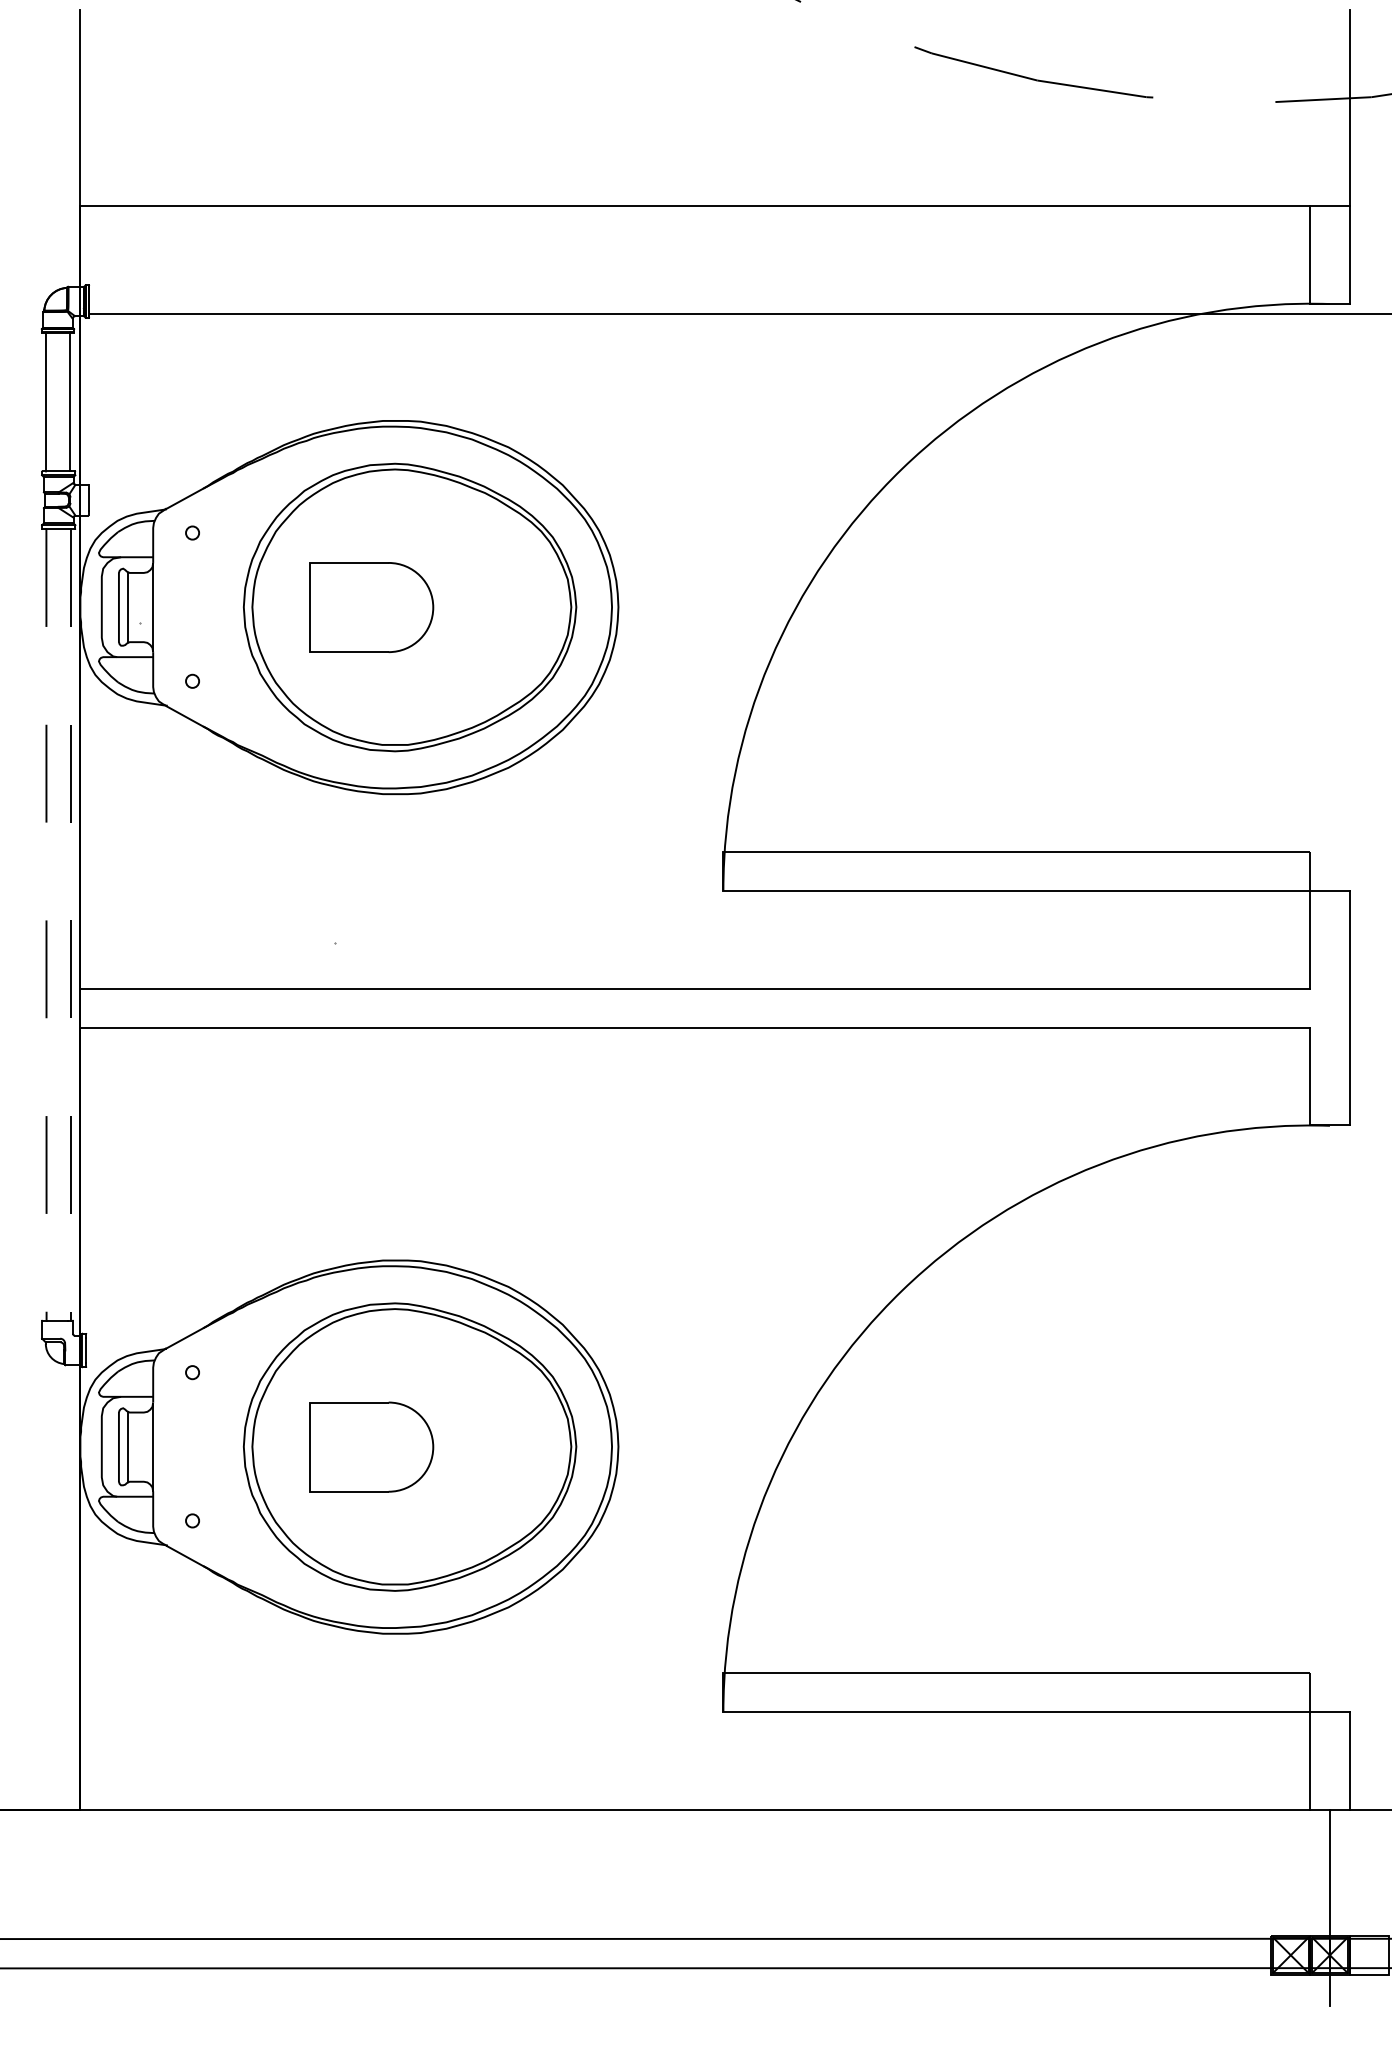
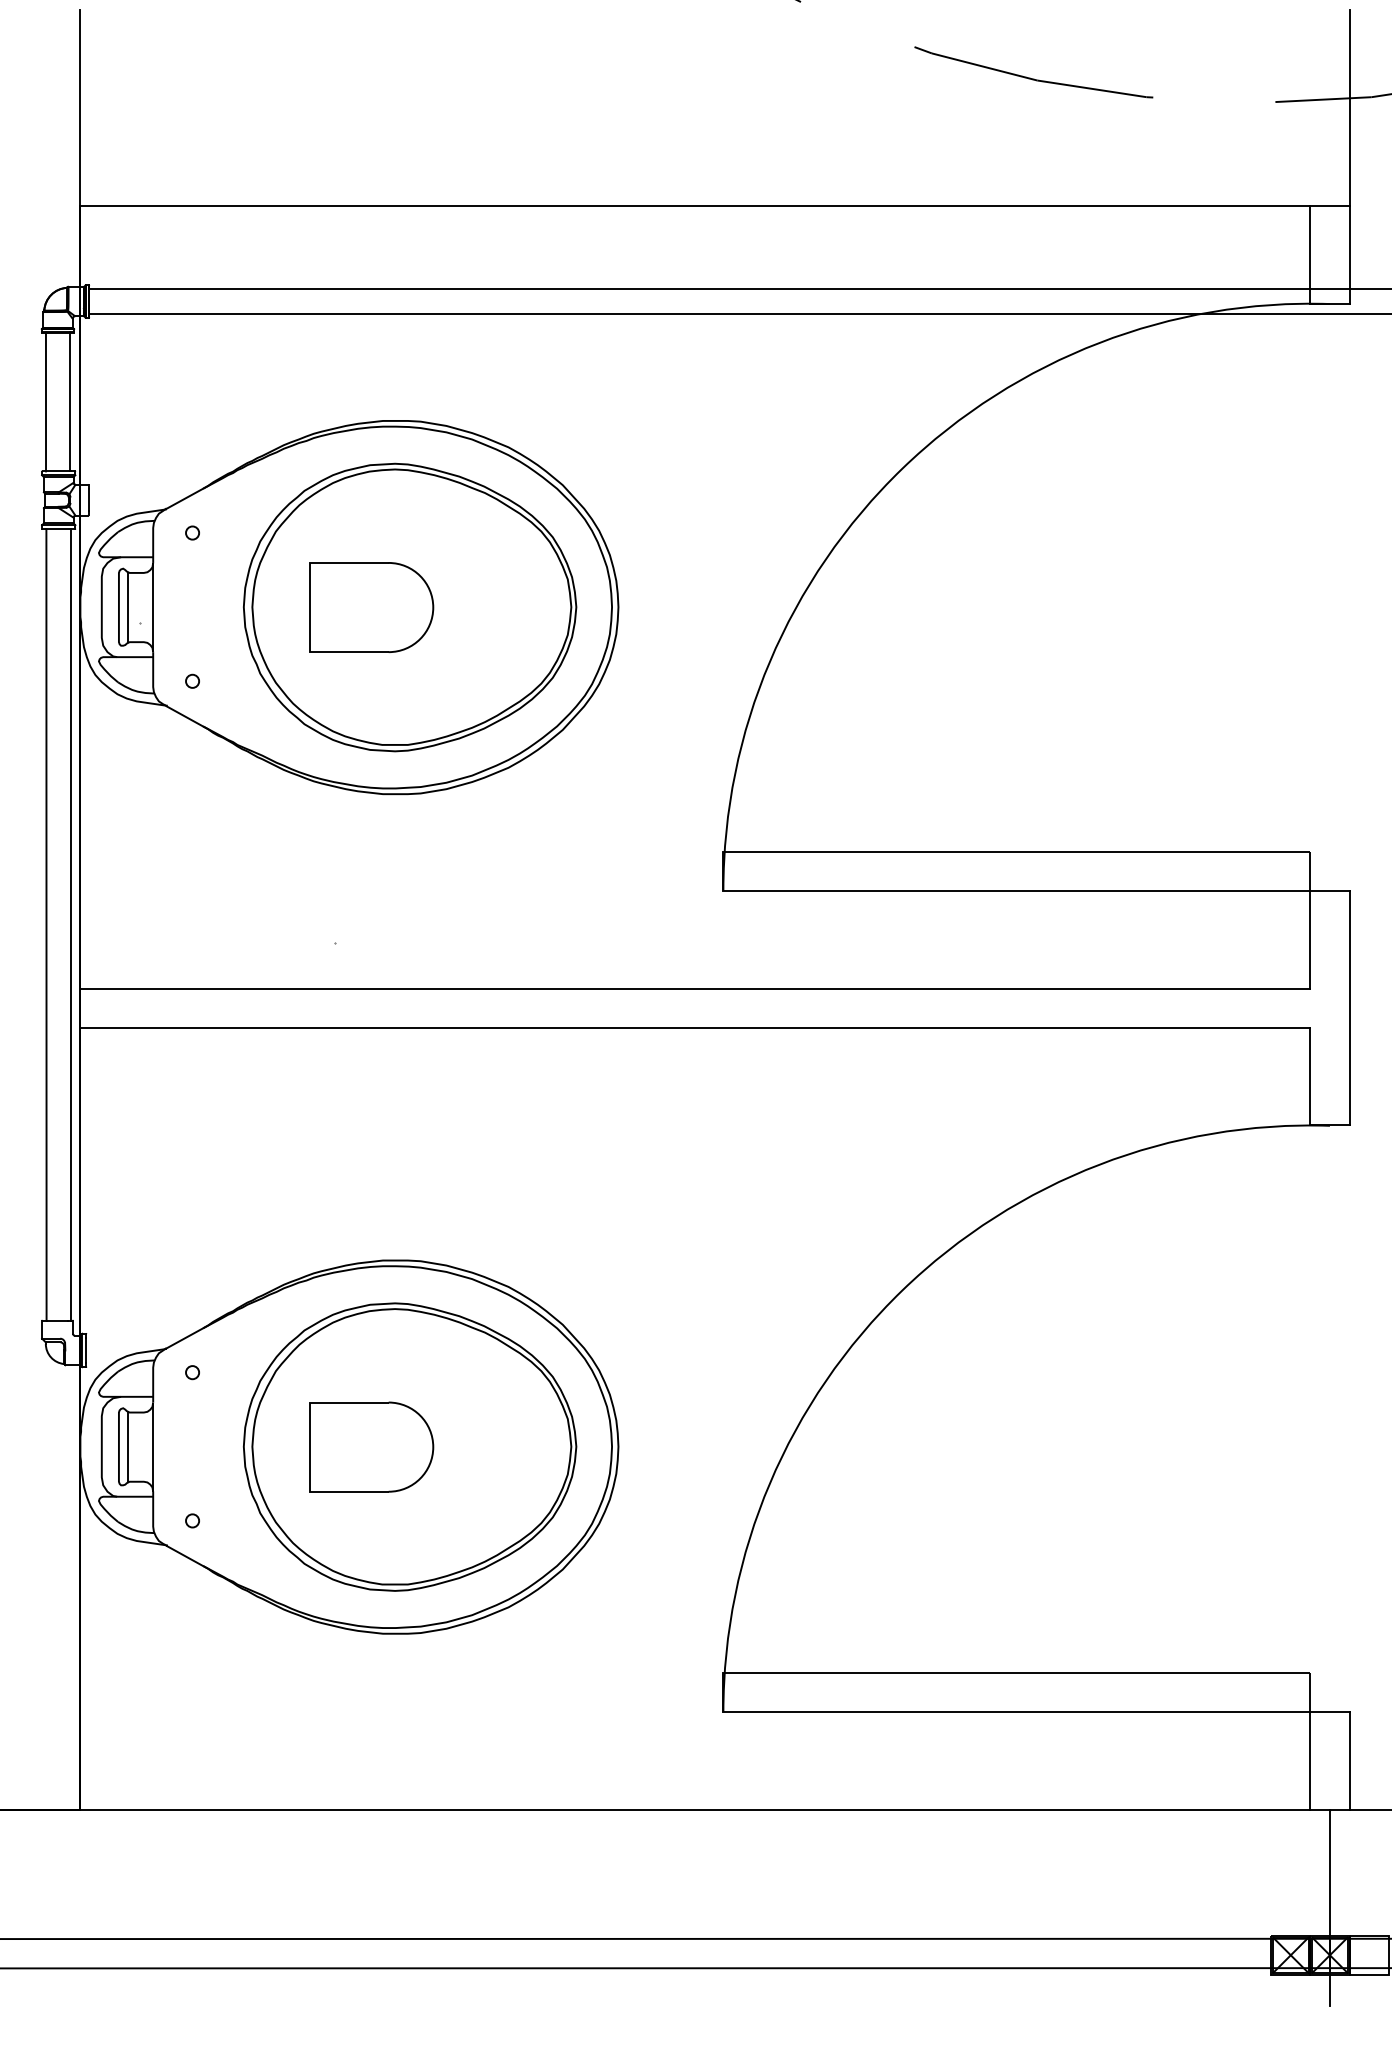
line: none -> present (738, 289)
line: dashed -> solid (70, 924)
line: dashed -> solid (46, 925)
